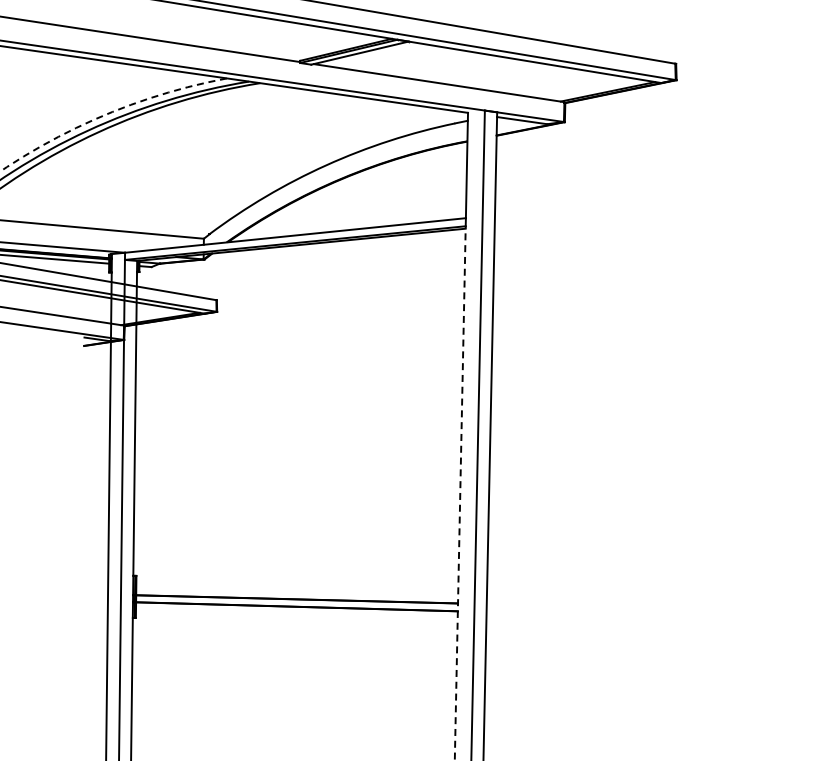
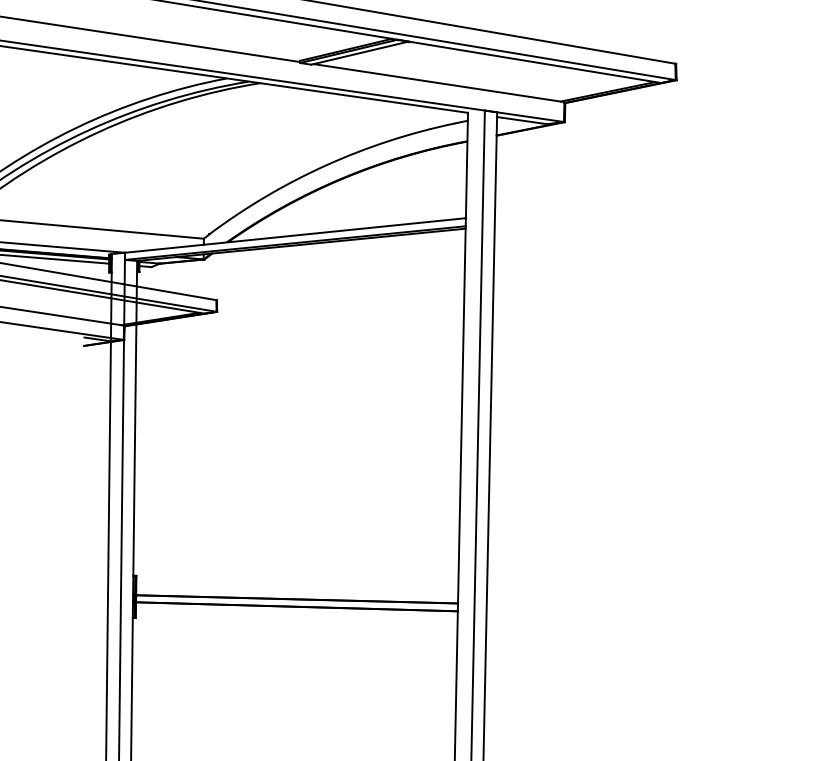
arc: dashed -> solid (108, 113)
line: dashed -> solid (460, 493)
